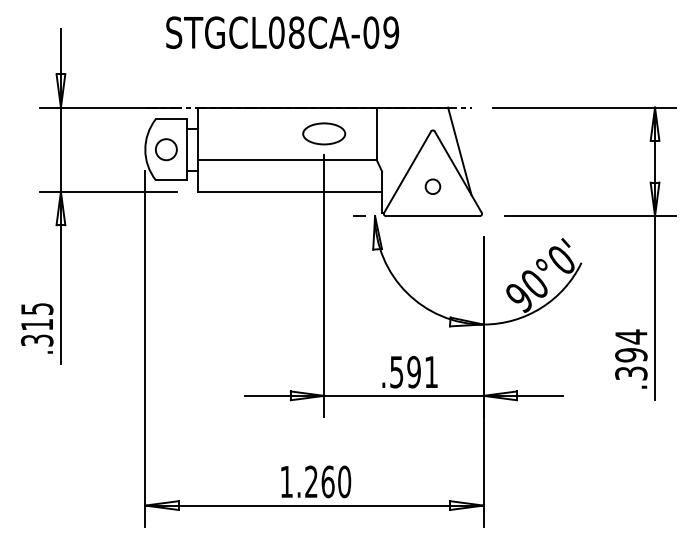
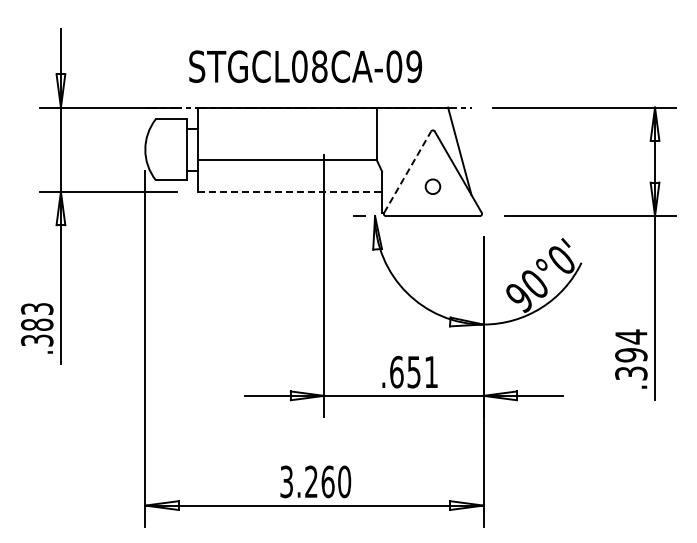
text position: (282, 32) -> (305, 66) (305, 66)
part: present -> none (324, 133)
circle: present -> none (166, 149)
line: solid -> dashed (407, 172)
line: solid -> dashed (290, 191)
text: .315 -> .383 (37, 316)
text: .591 -> .651 (405, 371)
text: 1.260 -> 3.260 (286, 481)
